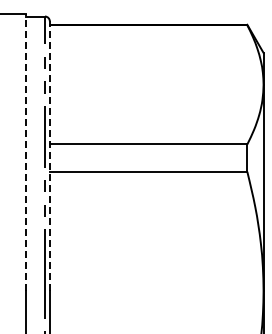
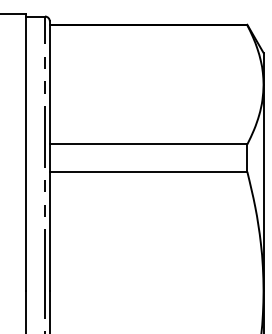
line: dashed -> solid (25, 152)
line: dashed -> solid (49, 156)
